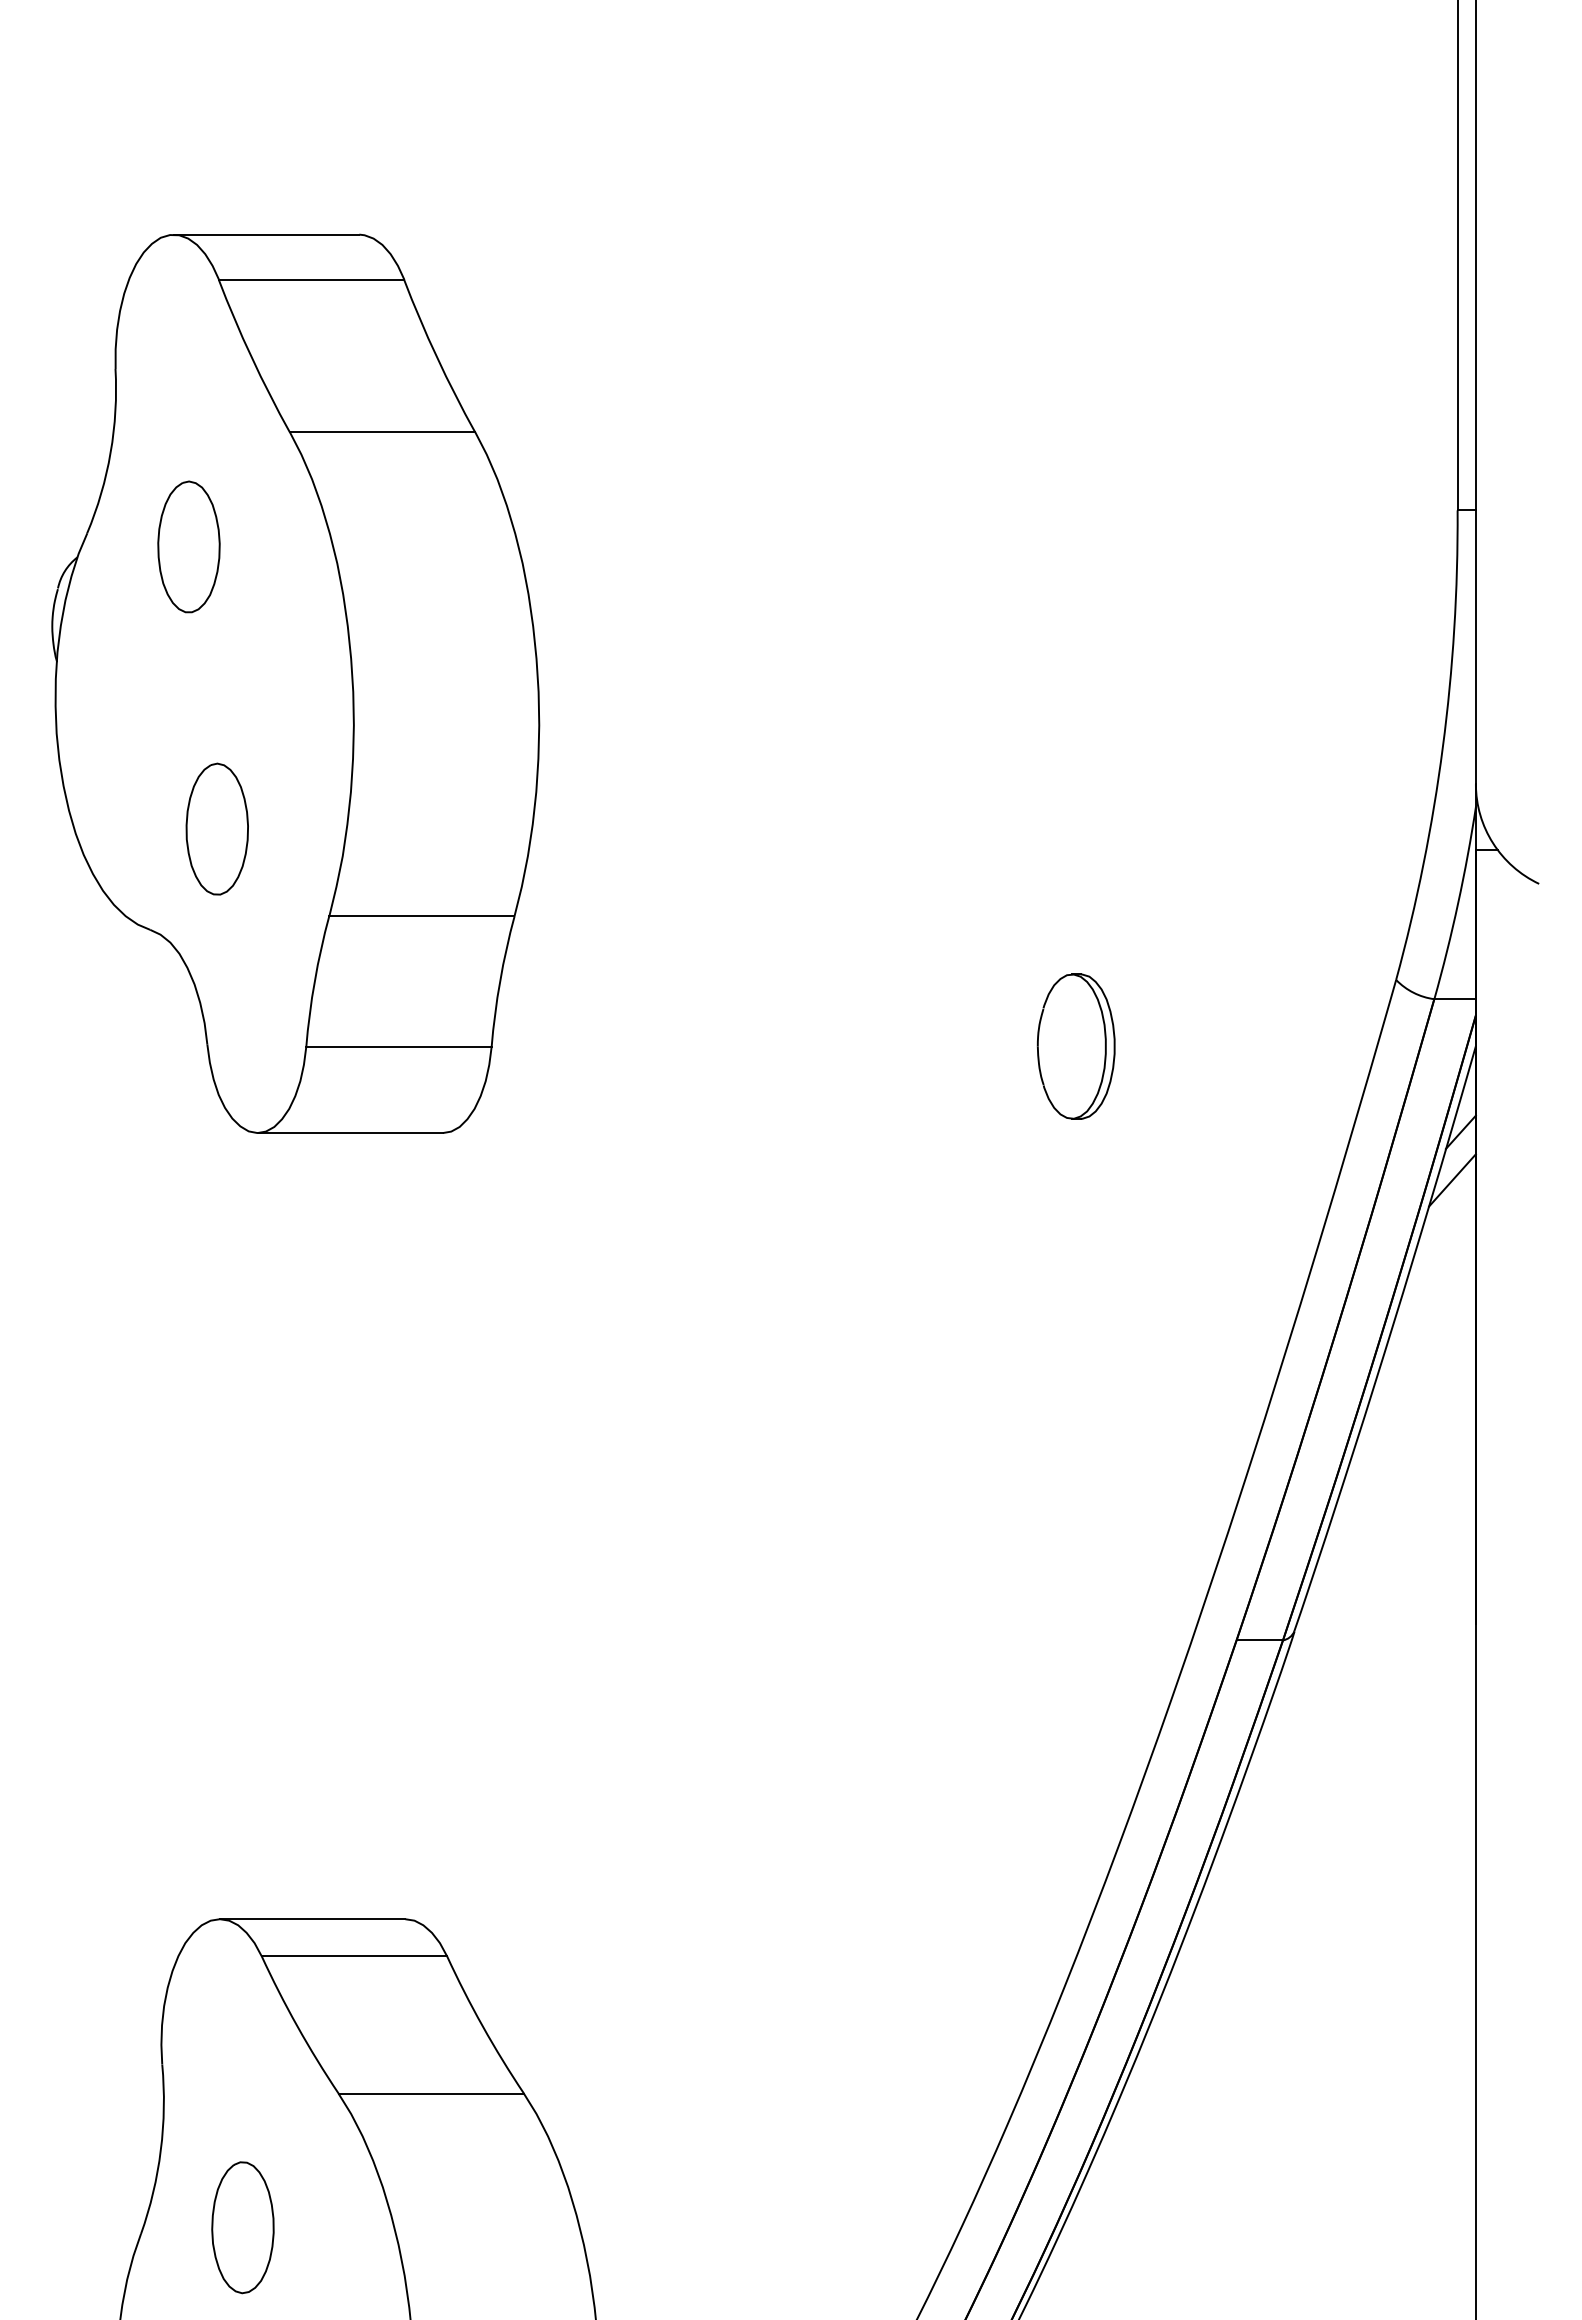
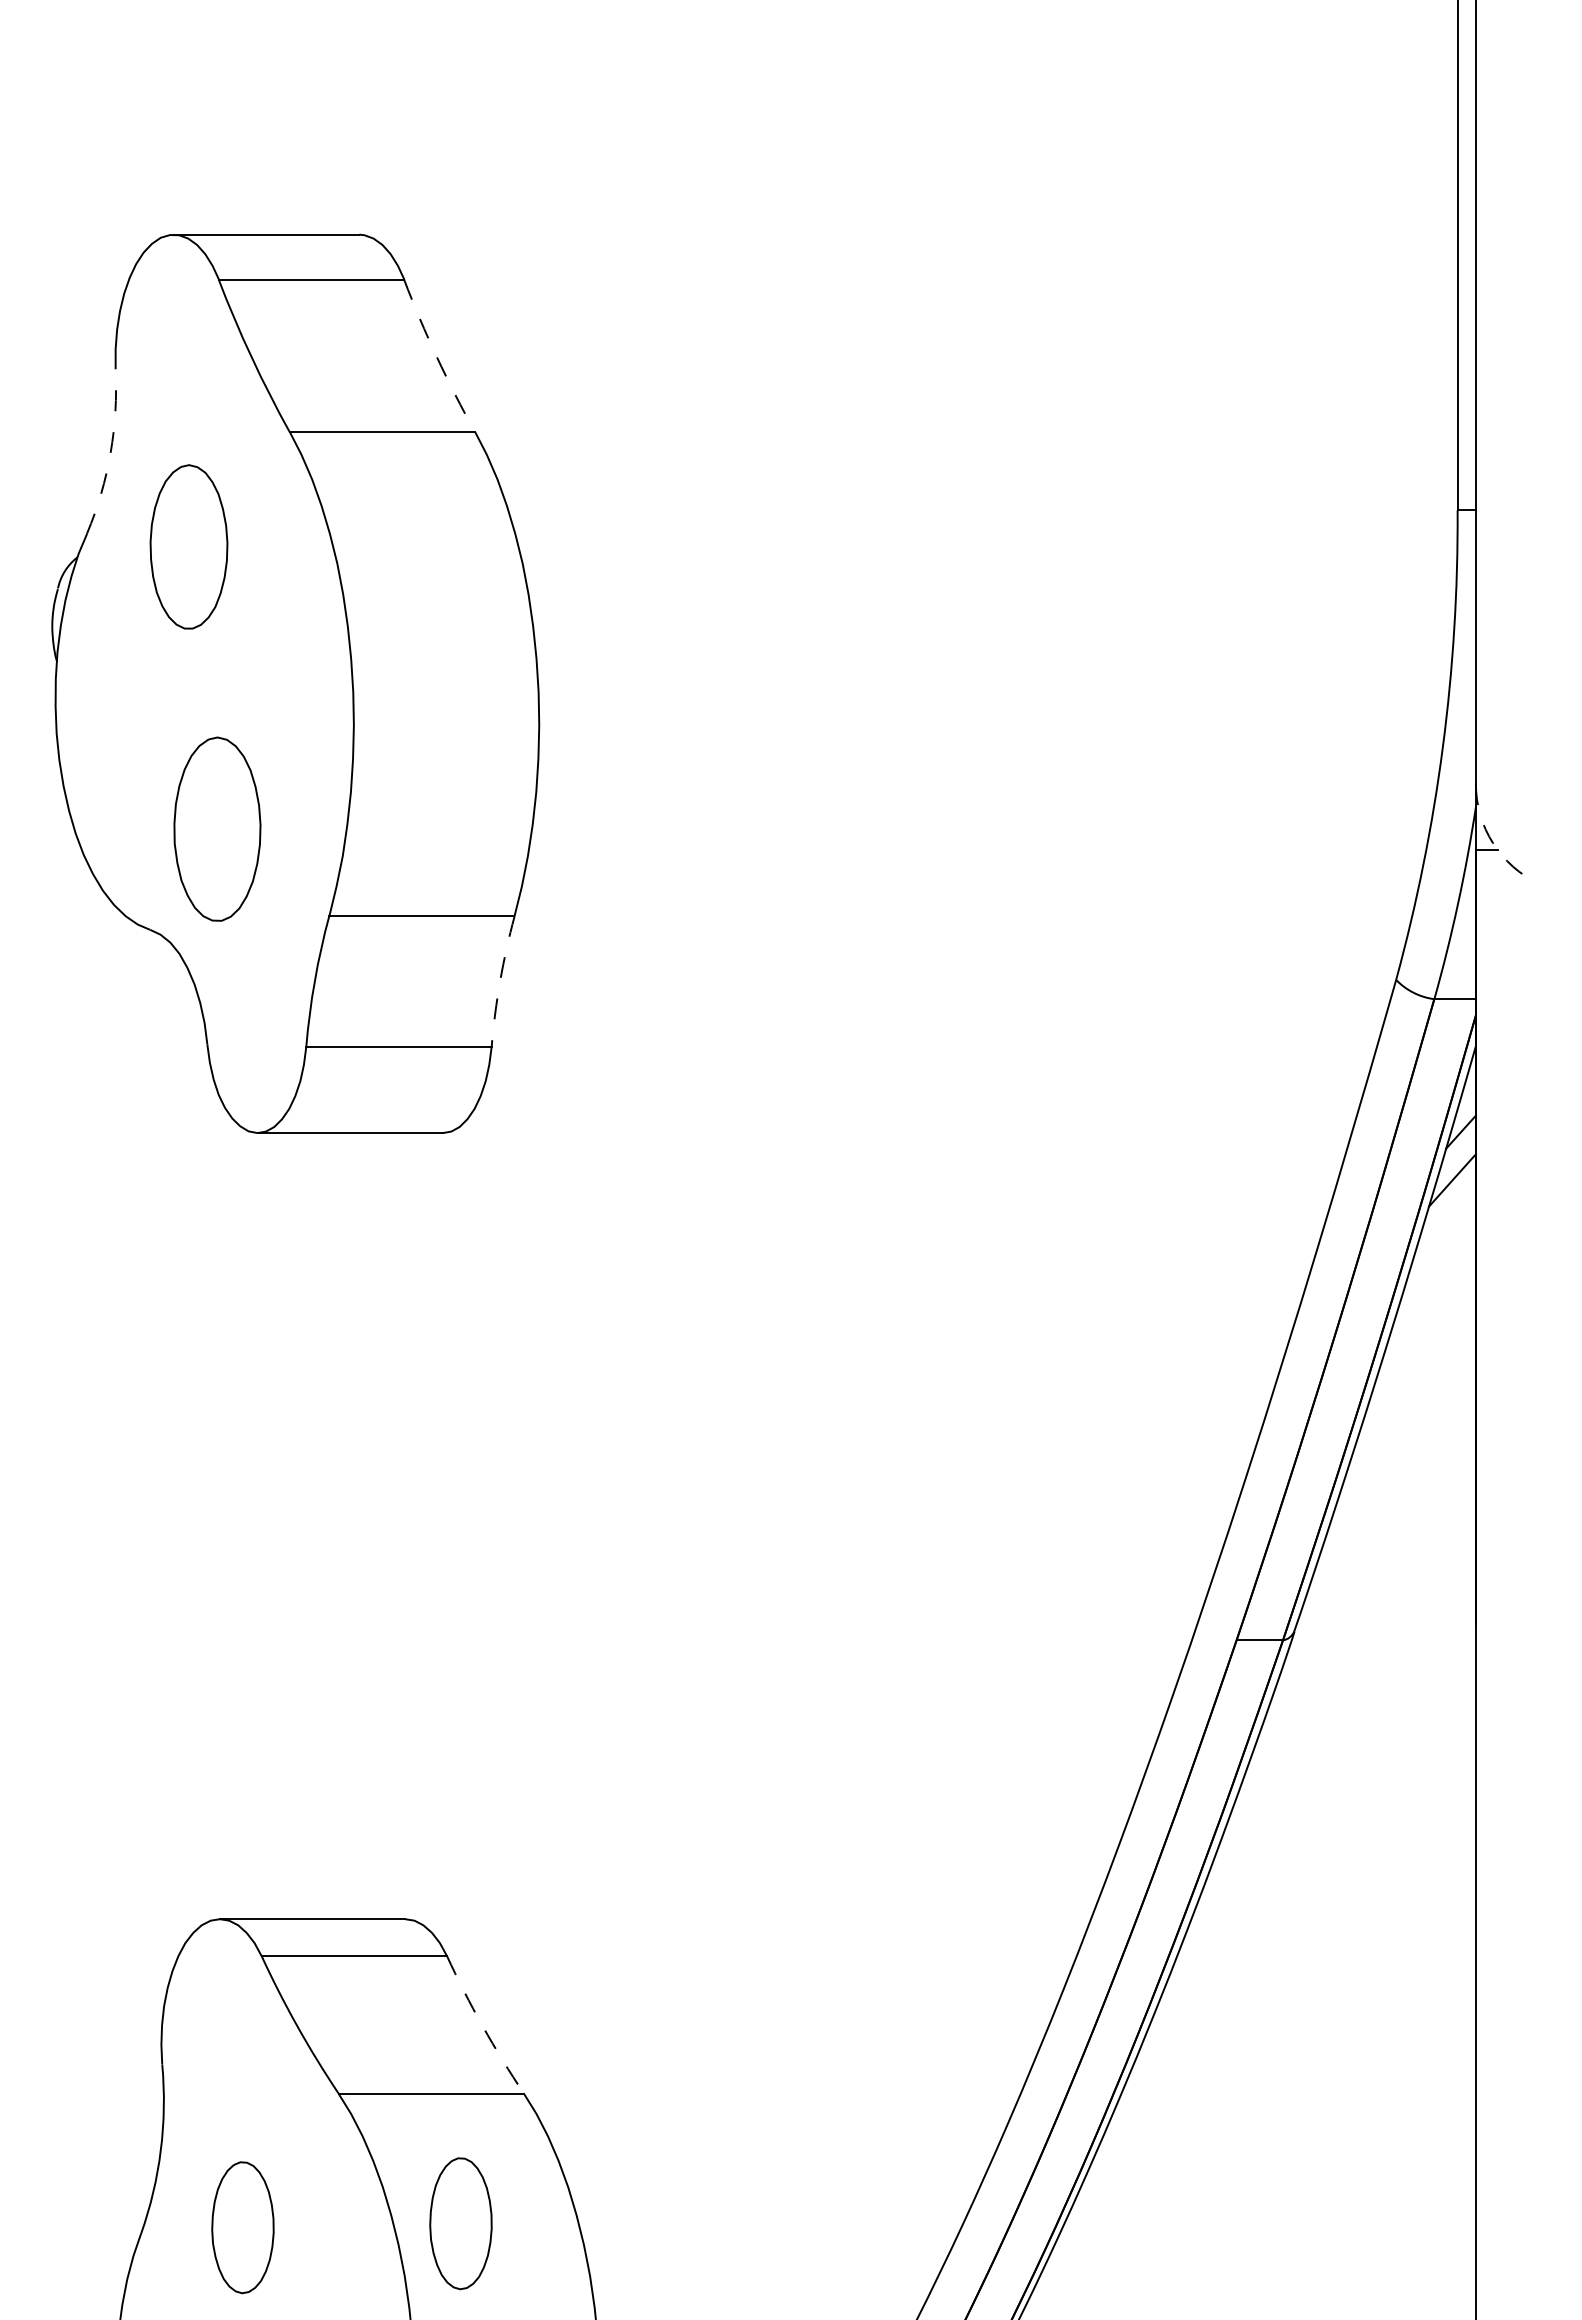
arc: solid -> dashed (437, 357)
arc: solid -> dashed (110, 452)
part size: 64x134 px -> 80x166 px (188, 546)
part size: 64x134 px -> 89x186 px (217, 828)
arc: solid -> dashed (1493, 843)
arc: solid -> dashed (500, 981)
part: present -> none (1075, 1046)
arc: solid -> dashed (482, 2026)
part: none -> present (460, 2223)
